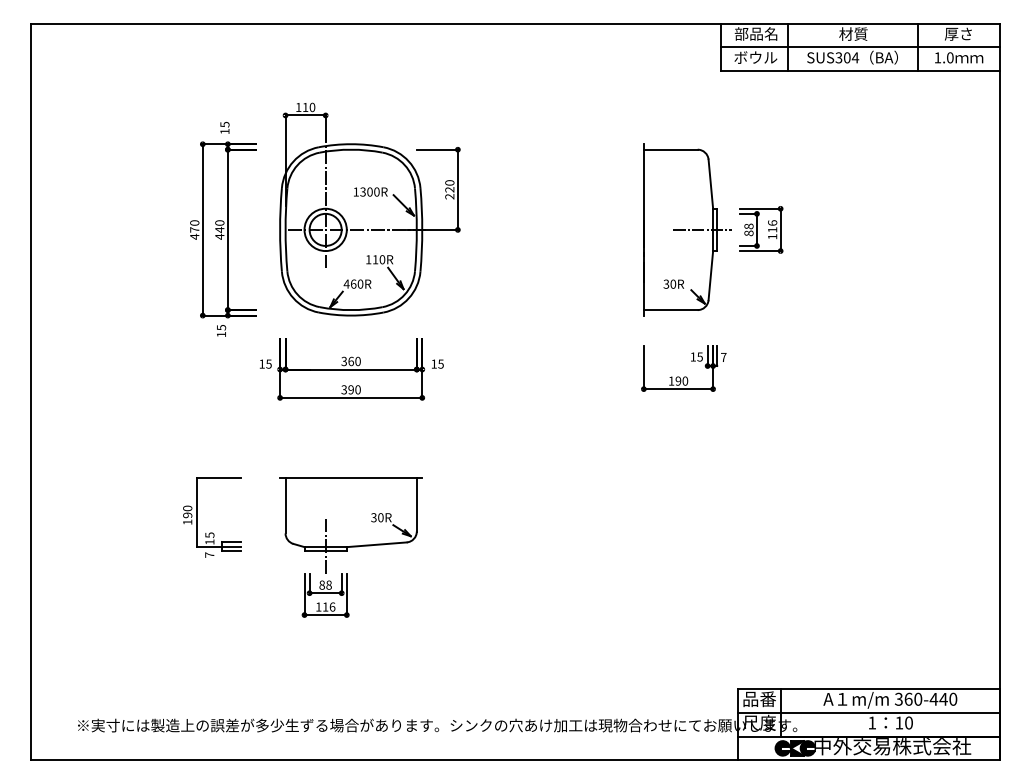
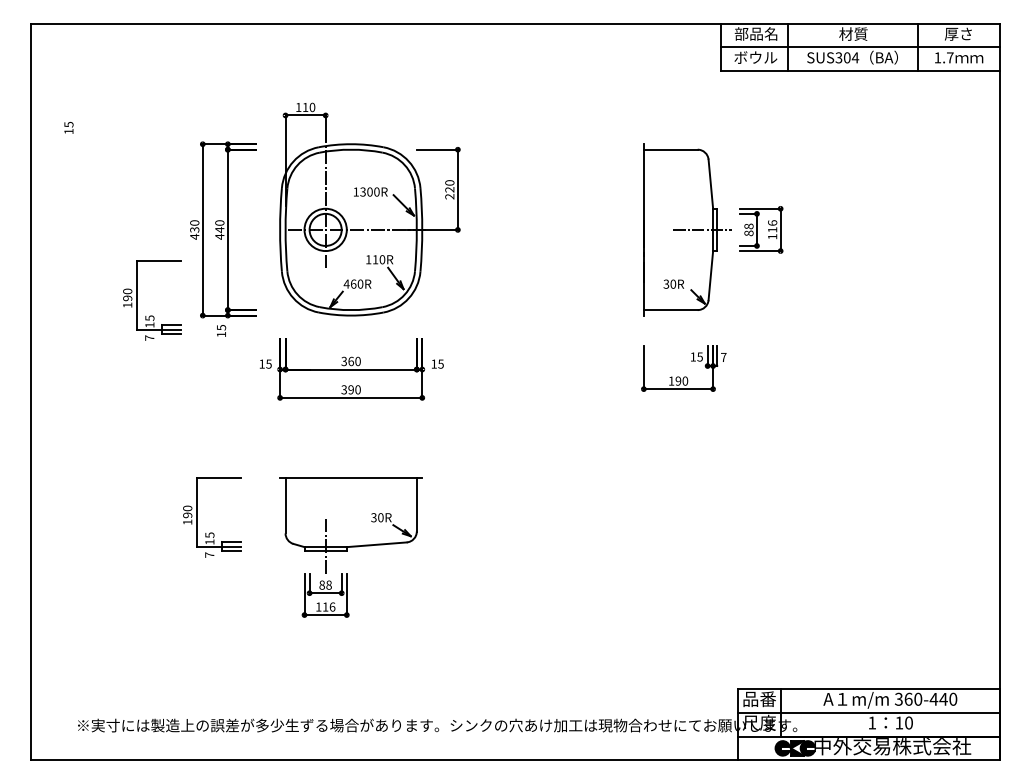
text: 1.0 -> 1.7 (950, 57)
text position: (224, 127) -> (68, 127) (68, 127)
text: 470 -> 430 (194, 229)
part: none -> present (137, 300)
